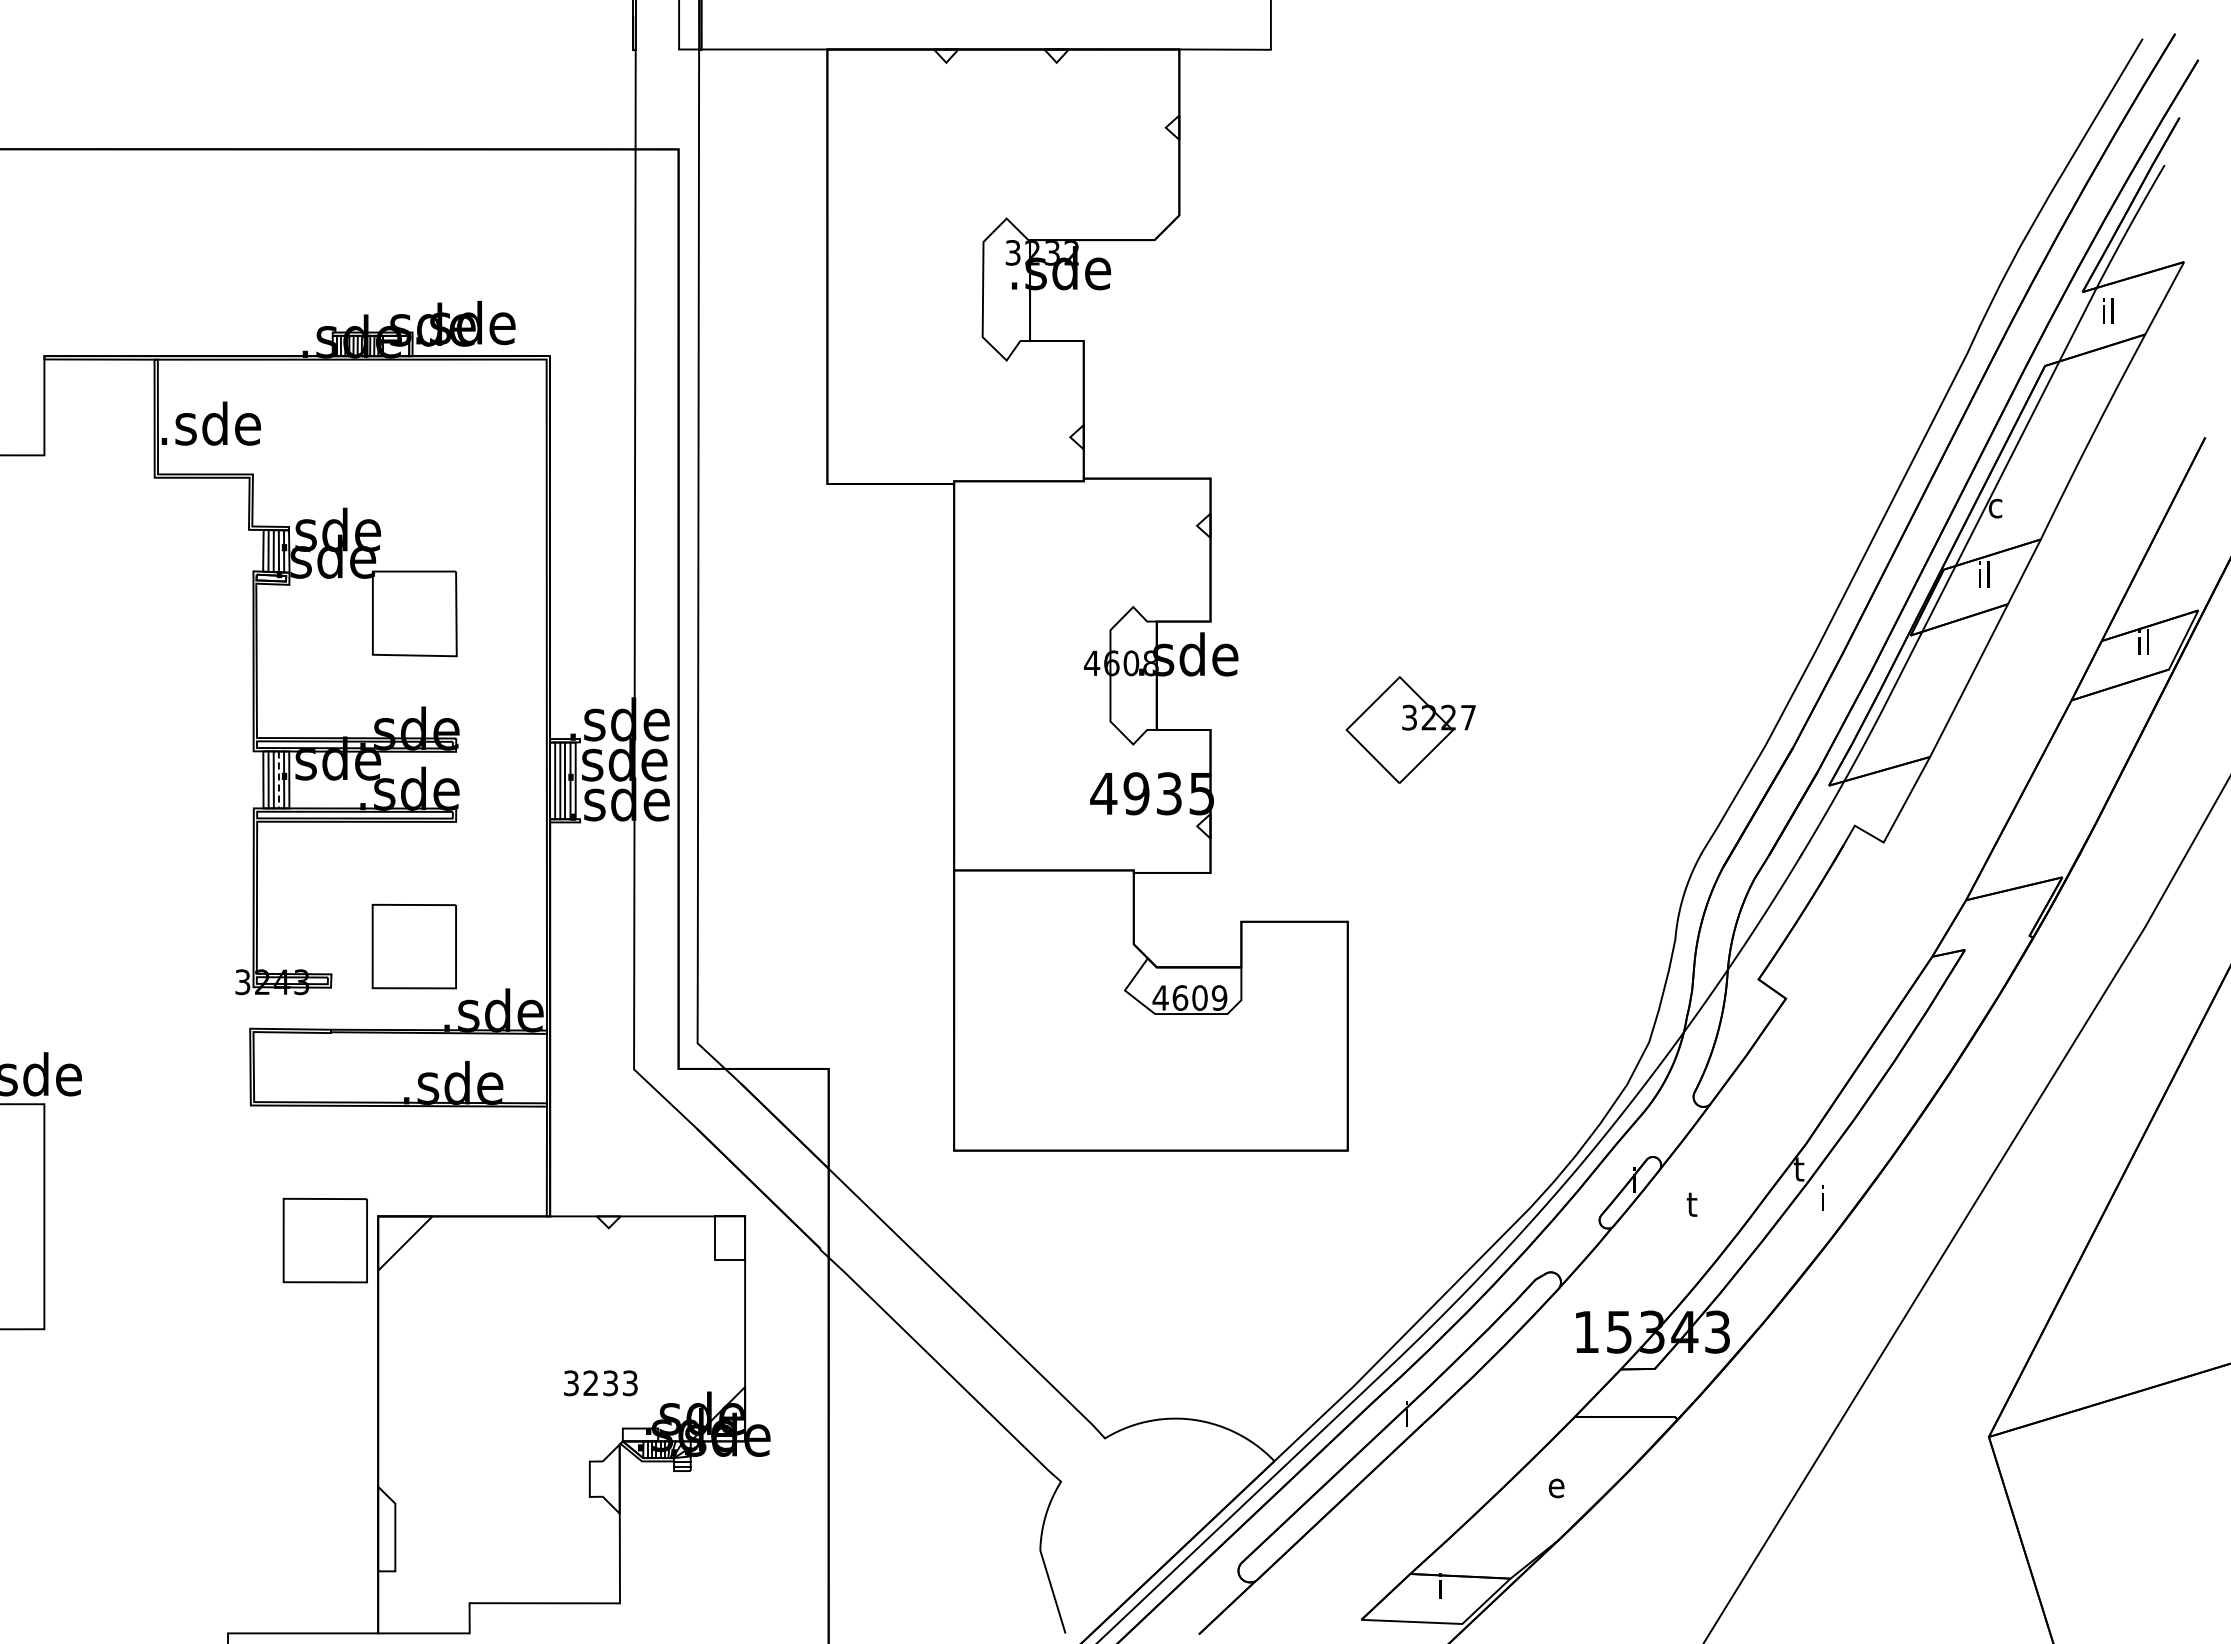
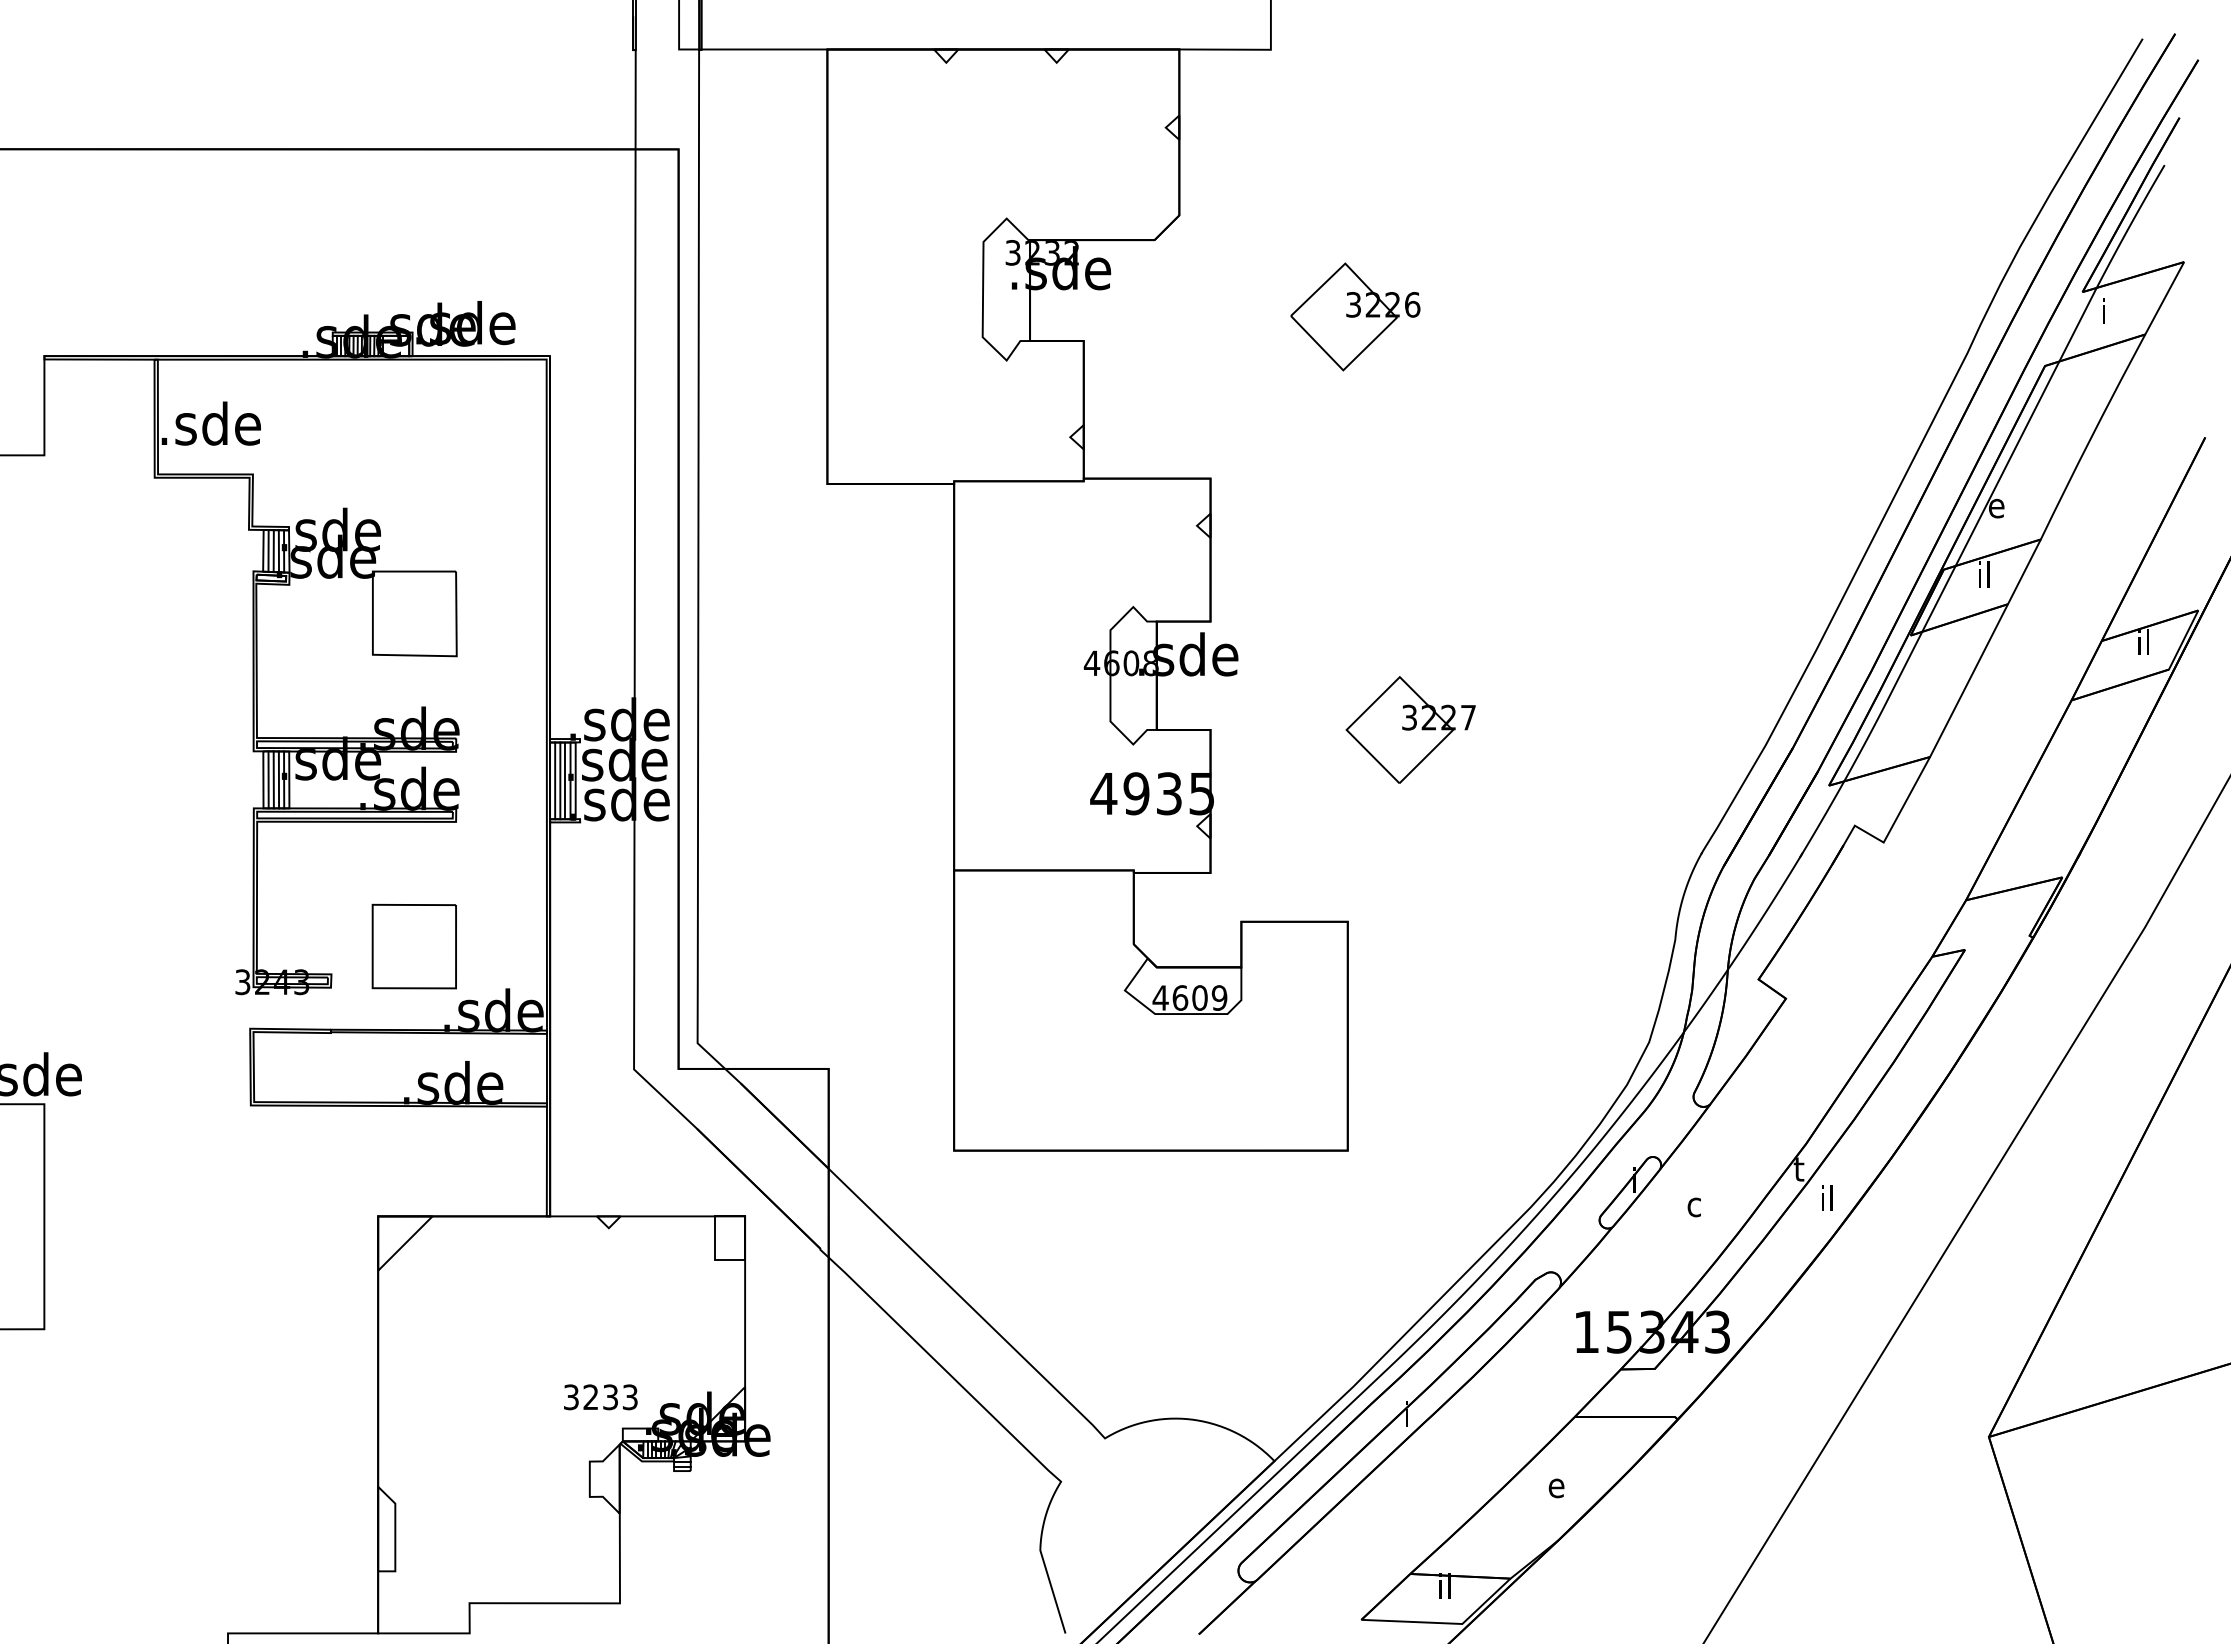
text: il -> i (2112, 310)
part: none -> present (1355, 316)
text: c -> e (1997, 508)
line: dashed -> solid (278, 780)
text: i -> il (1831, 1197)
text: t -> c (1693, 1204)
part: present -> none (324, 1240)
text position: (600, 1383) -> (600, 1397) (600, 1397)
text: i -> il (1449, 1585)
